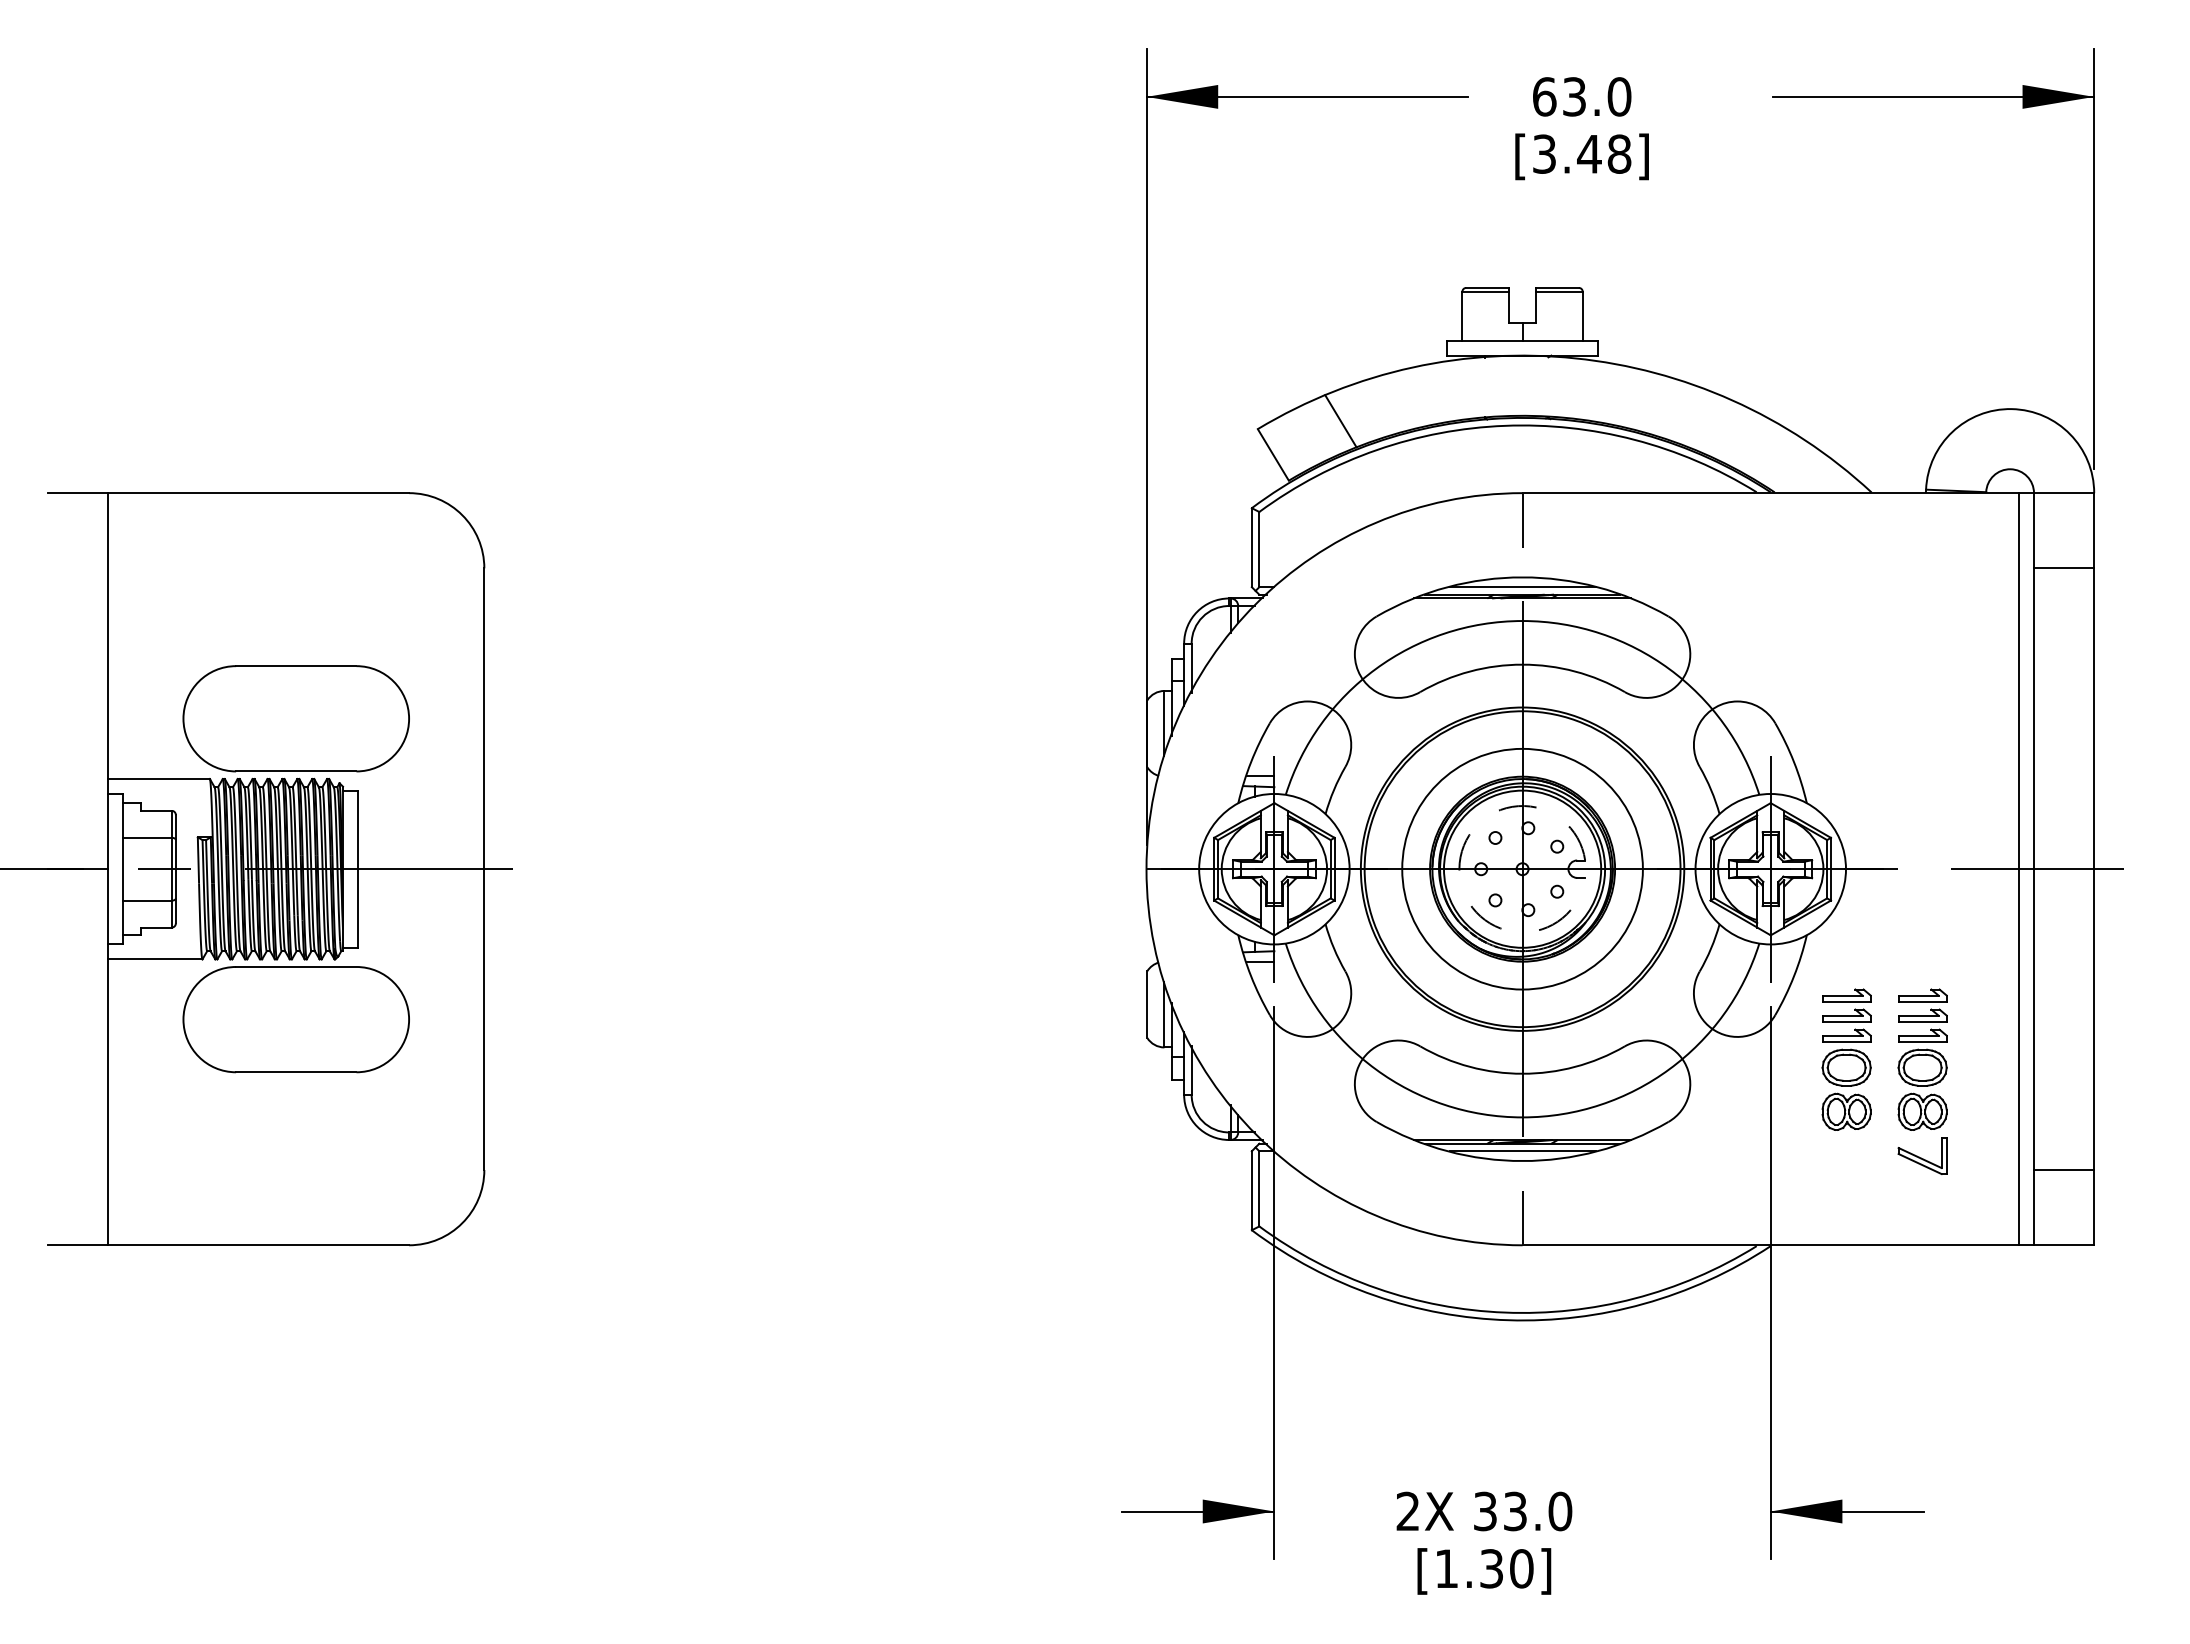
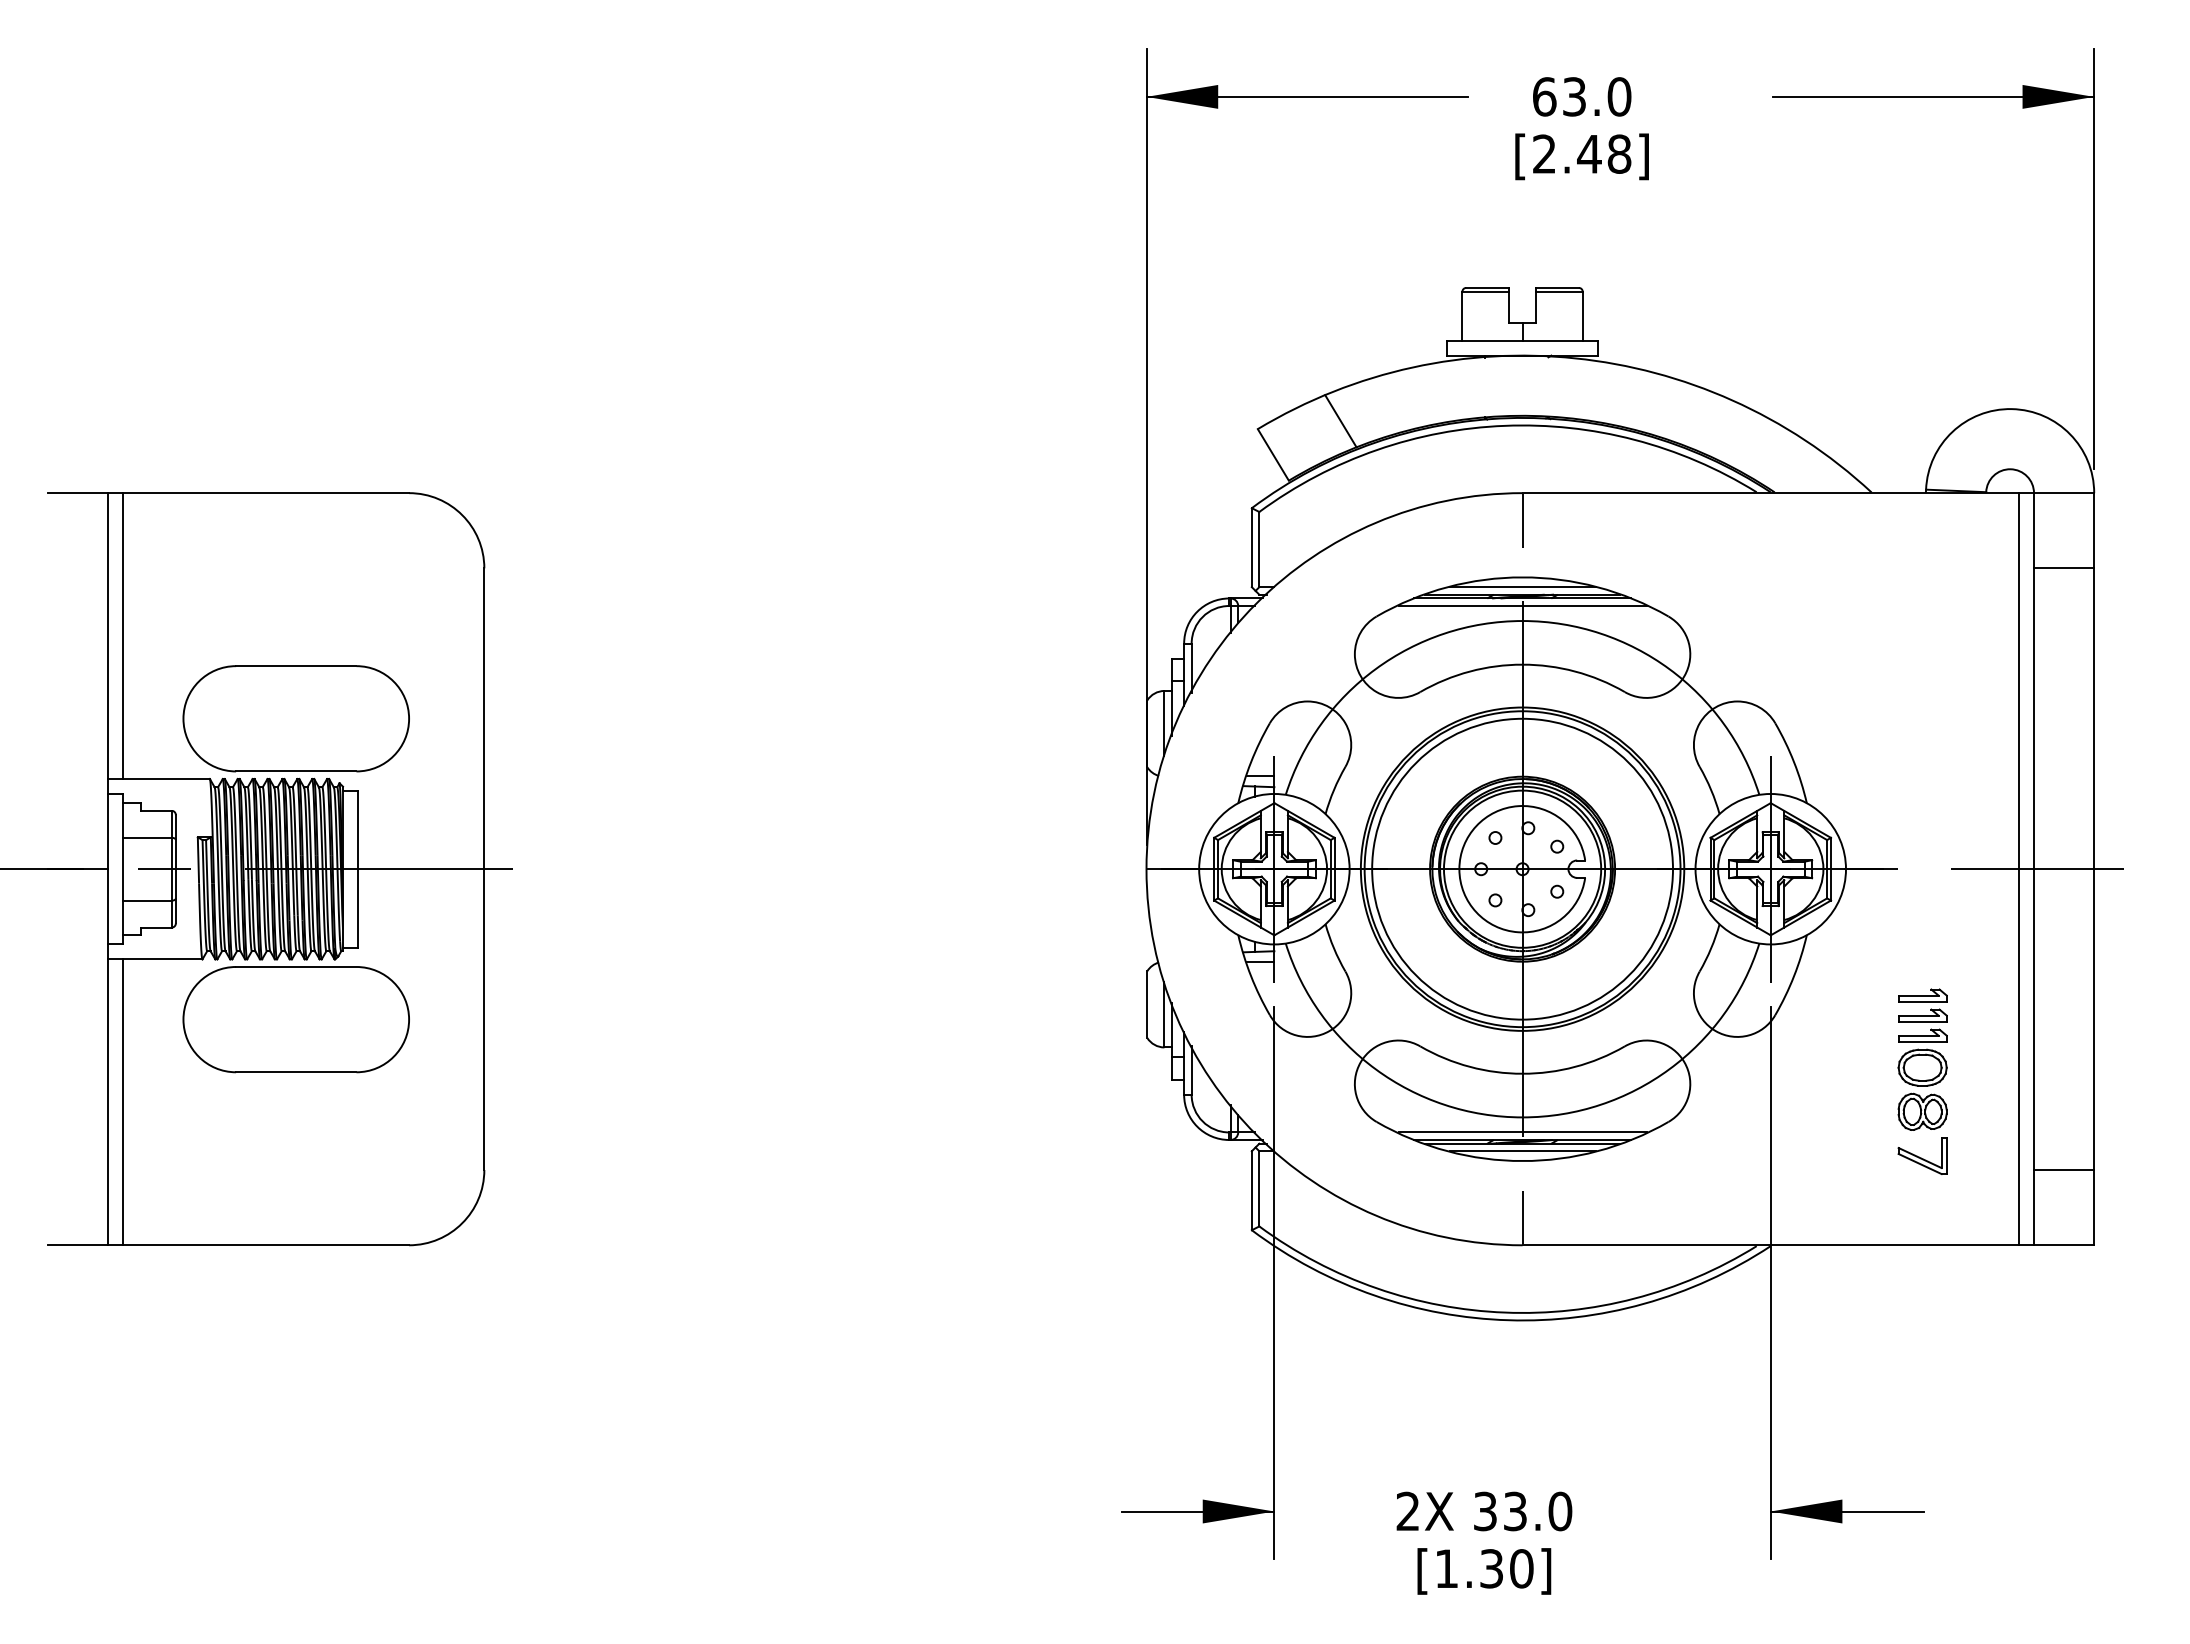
text: [3.48] -> [2.48] (1544, 153)
line: none -> present (1522, 606)
line: none -> present (123, 636)
circle diameter: 241 px -> 301 px (1522, 868)
arc: dashed -> solid (1459, 869)
part: present -> none (1846, 1059)
line: none -> present (123, 1102)
line: none -> present (1522, 1132)
